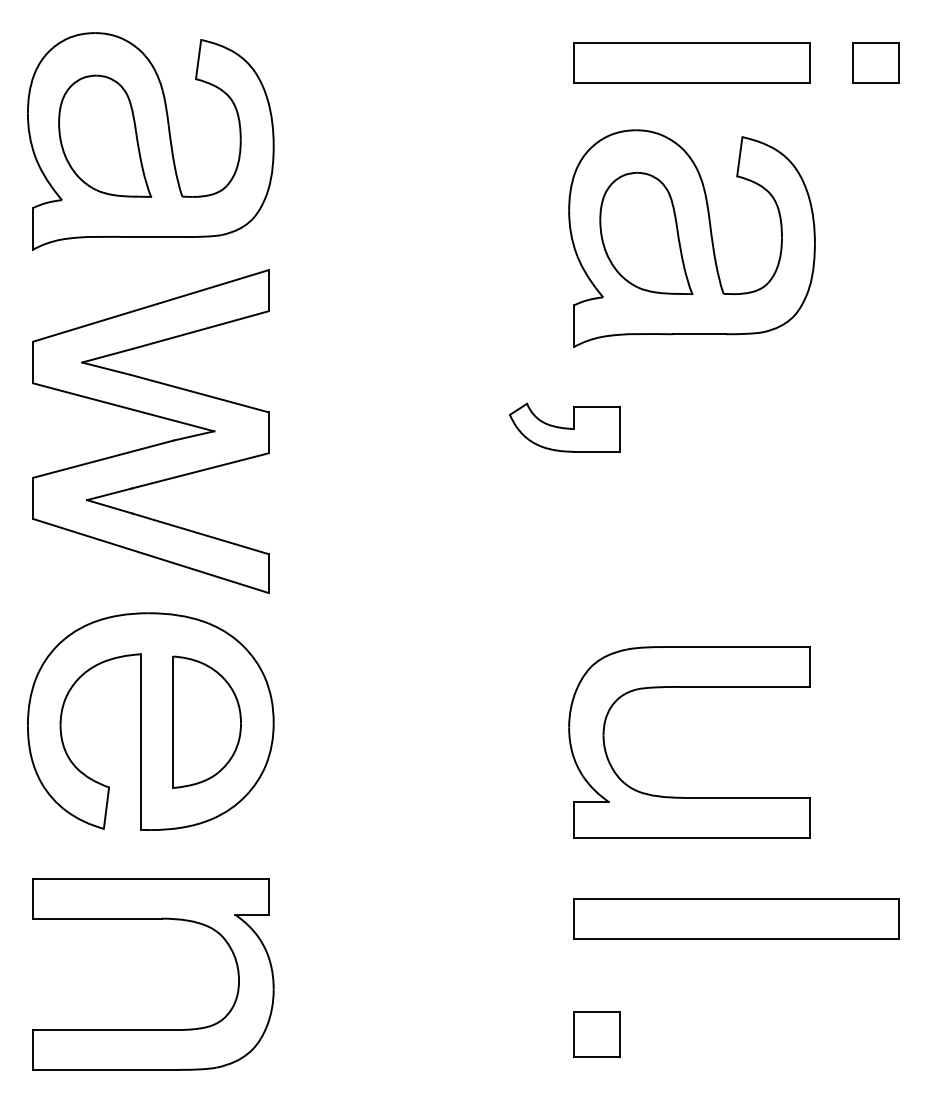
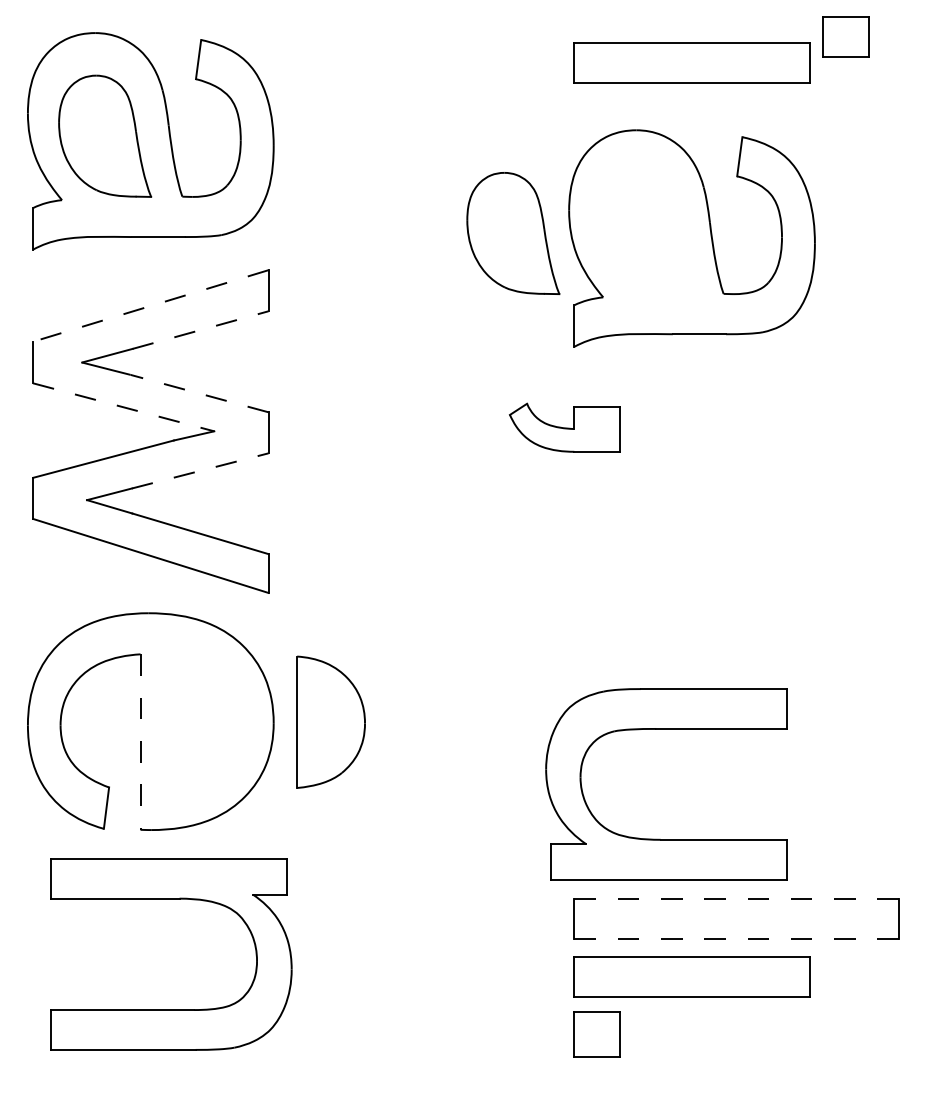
part position: (875, 62) -> (845, 36) (845, 36)
part position: (646, 233) -> (513, 233) (513, 233)
line: solid -> dashed (150, 306)
line: solid -> dashed (200, 330)
line: solid -> dashed (199, 393)
line: solid -> dashed (123, 407)
line: solid -> dashed (200, 470)
part position: (206, 721) -> (330, 721) (330, 721)
line: solid -> dashed (140, 742)
part position: (682, 796) -> (659, 838) (659, 838)
line: solid -> dashed (736, 899)
part position: (153, 919) -> (171, 899) (171, 899)
line: solid -> dashed (737, 939)
part: none -> present (691, 976)
